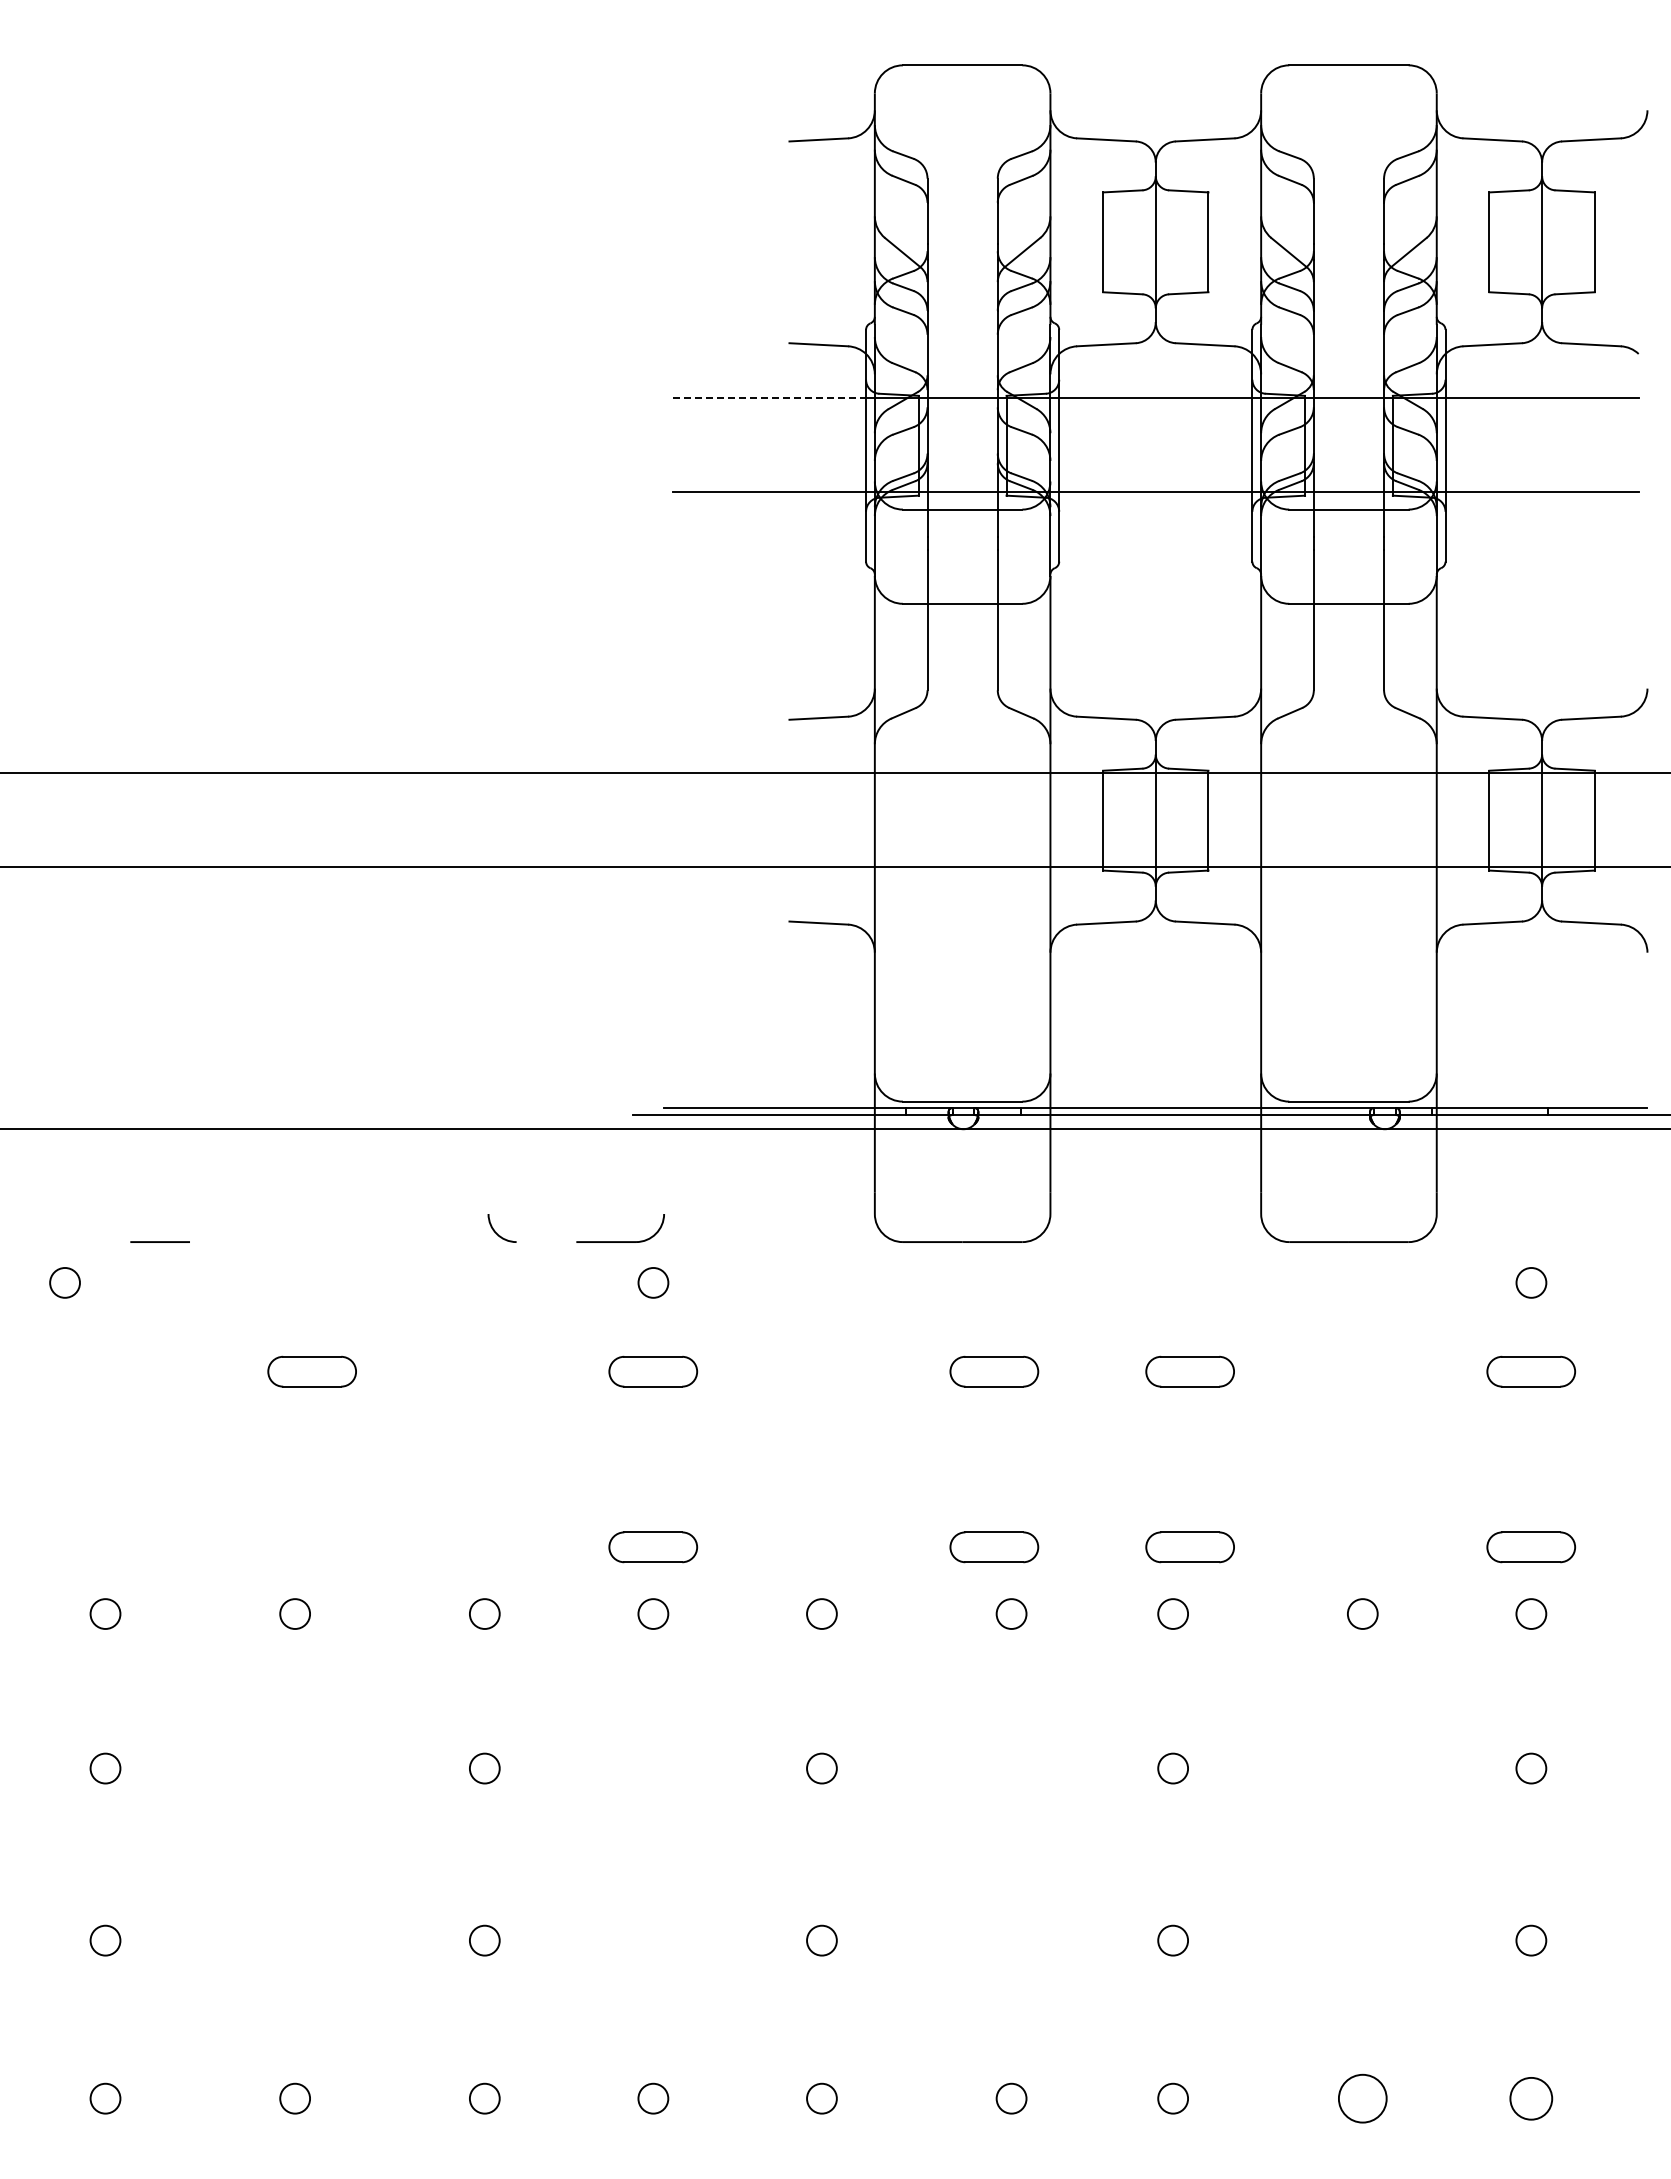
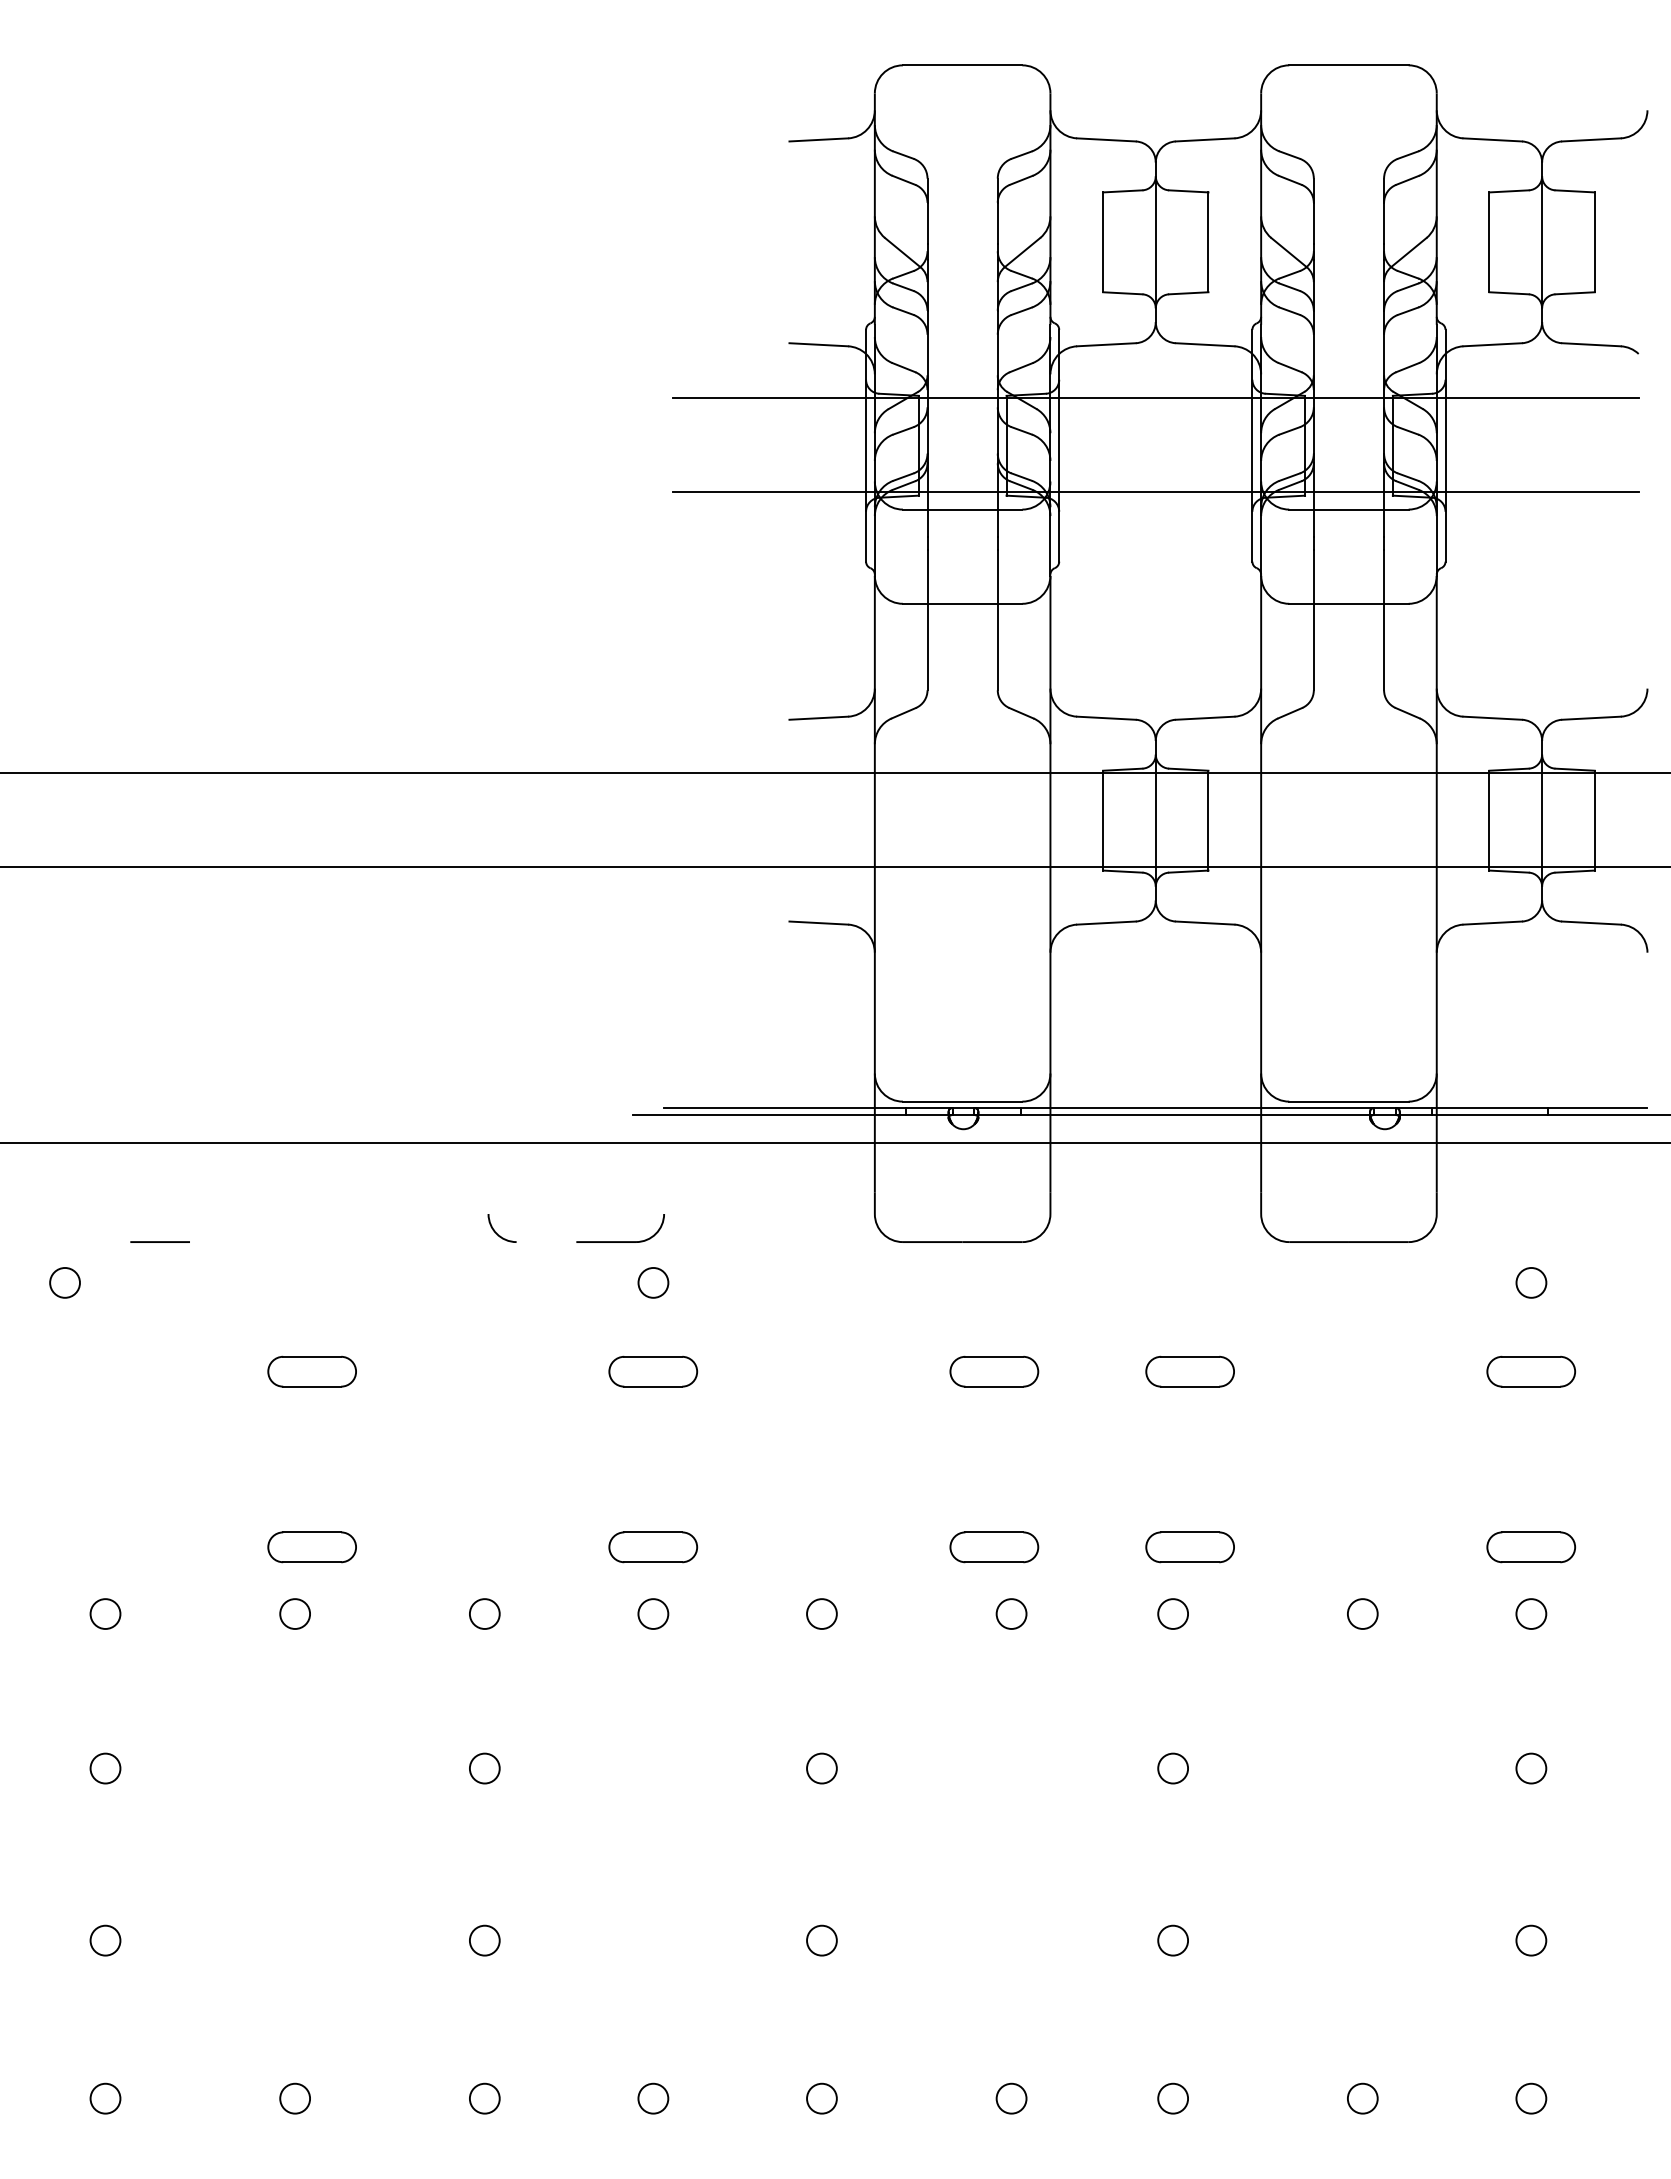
line: dashed -> solid (769, 397)
line position: (834, 1129) -> (834, 1143) (834, 1143)
part: none -> present (311, 1547)
circle diameter: 48 px -> 30 px (1362, 2098)
circle size: 45x44 px -> 33x33 px (1531, 2098)
